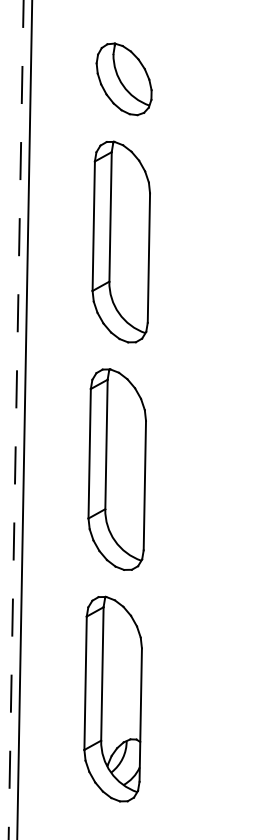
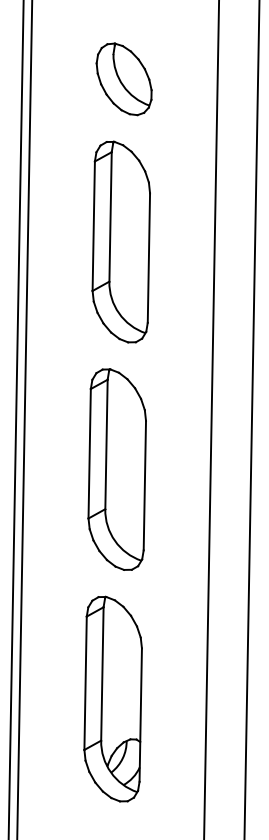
line: none -> present (211, 419)
line: none -> present (251, 419)
line: dashed -> solid (16, 420)
